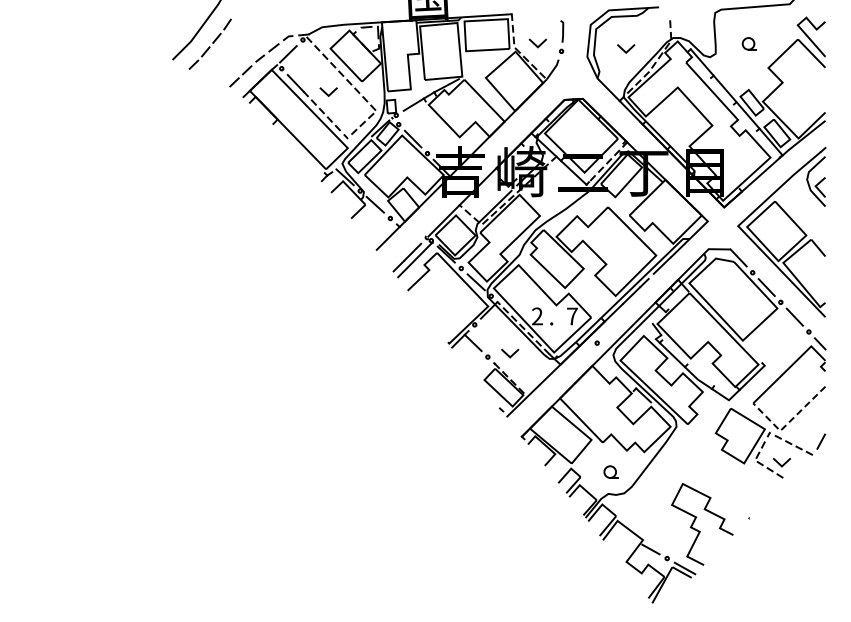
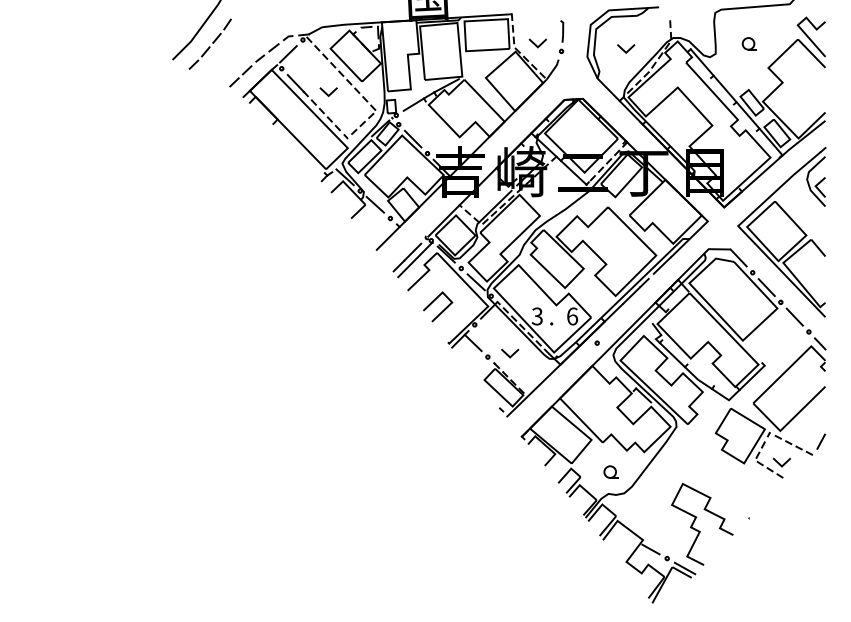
line: none -> present (442, 310)
text: 2 -> 3 (536, 316)
text: 7 -> 6 (572, 316)
line: dashed -> solid (788, 422)
